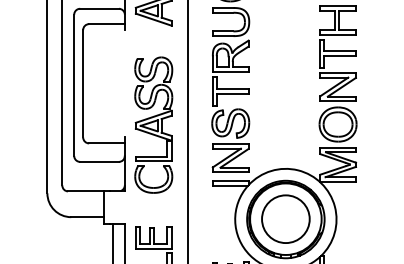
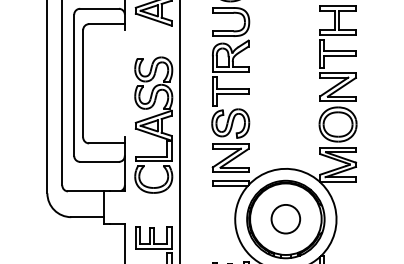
line position: (187, 131) -> (179, 131) (179, 131)
circle diameter: 48 px -> 29 px (285, 218)
line: present -> none (112, 242)
